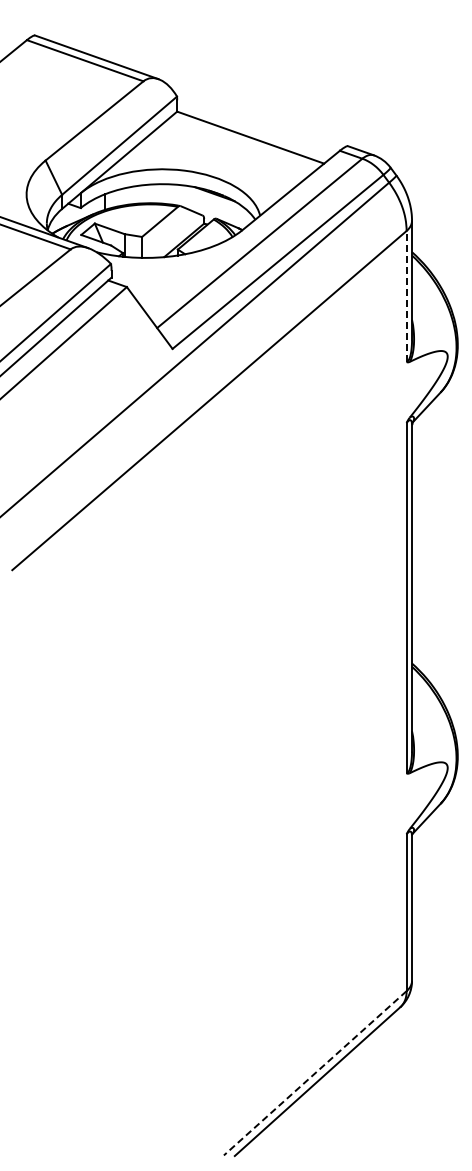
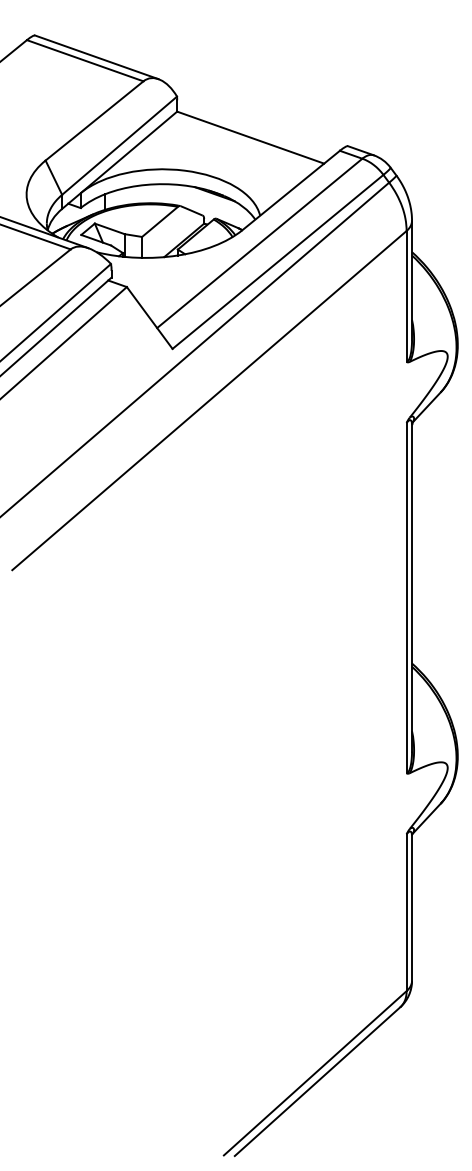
line: dashed -> solid (406, 296)
line: dashed -> solid (315, 1073)
